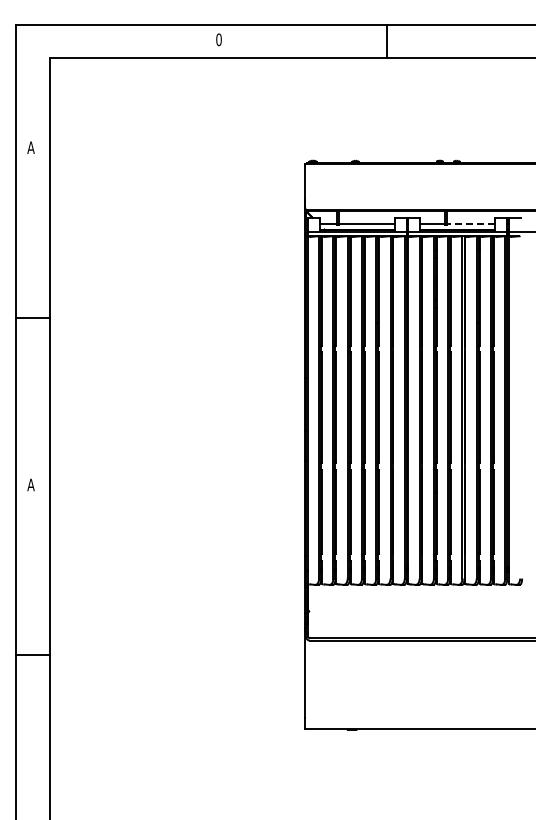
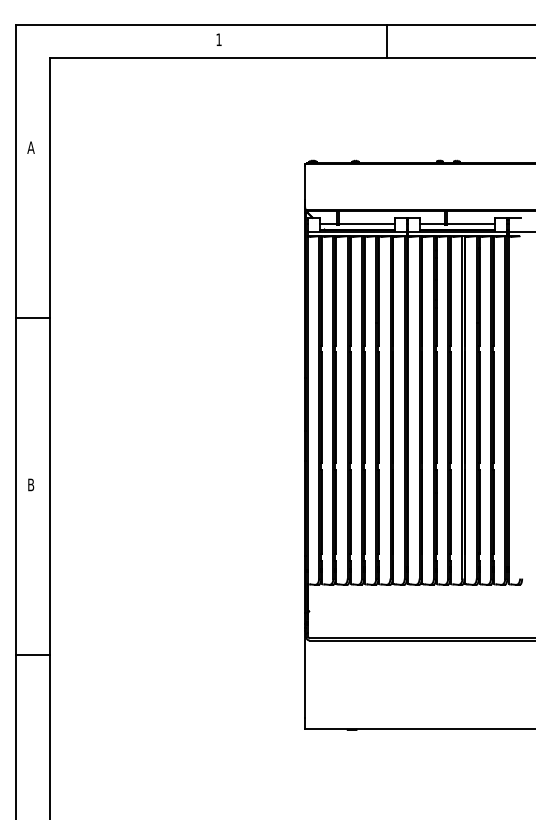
text: 0 -> 1 (218, 39)
line: dashed -> solid (470, 224)
text: A -> B (30, 484)
